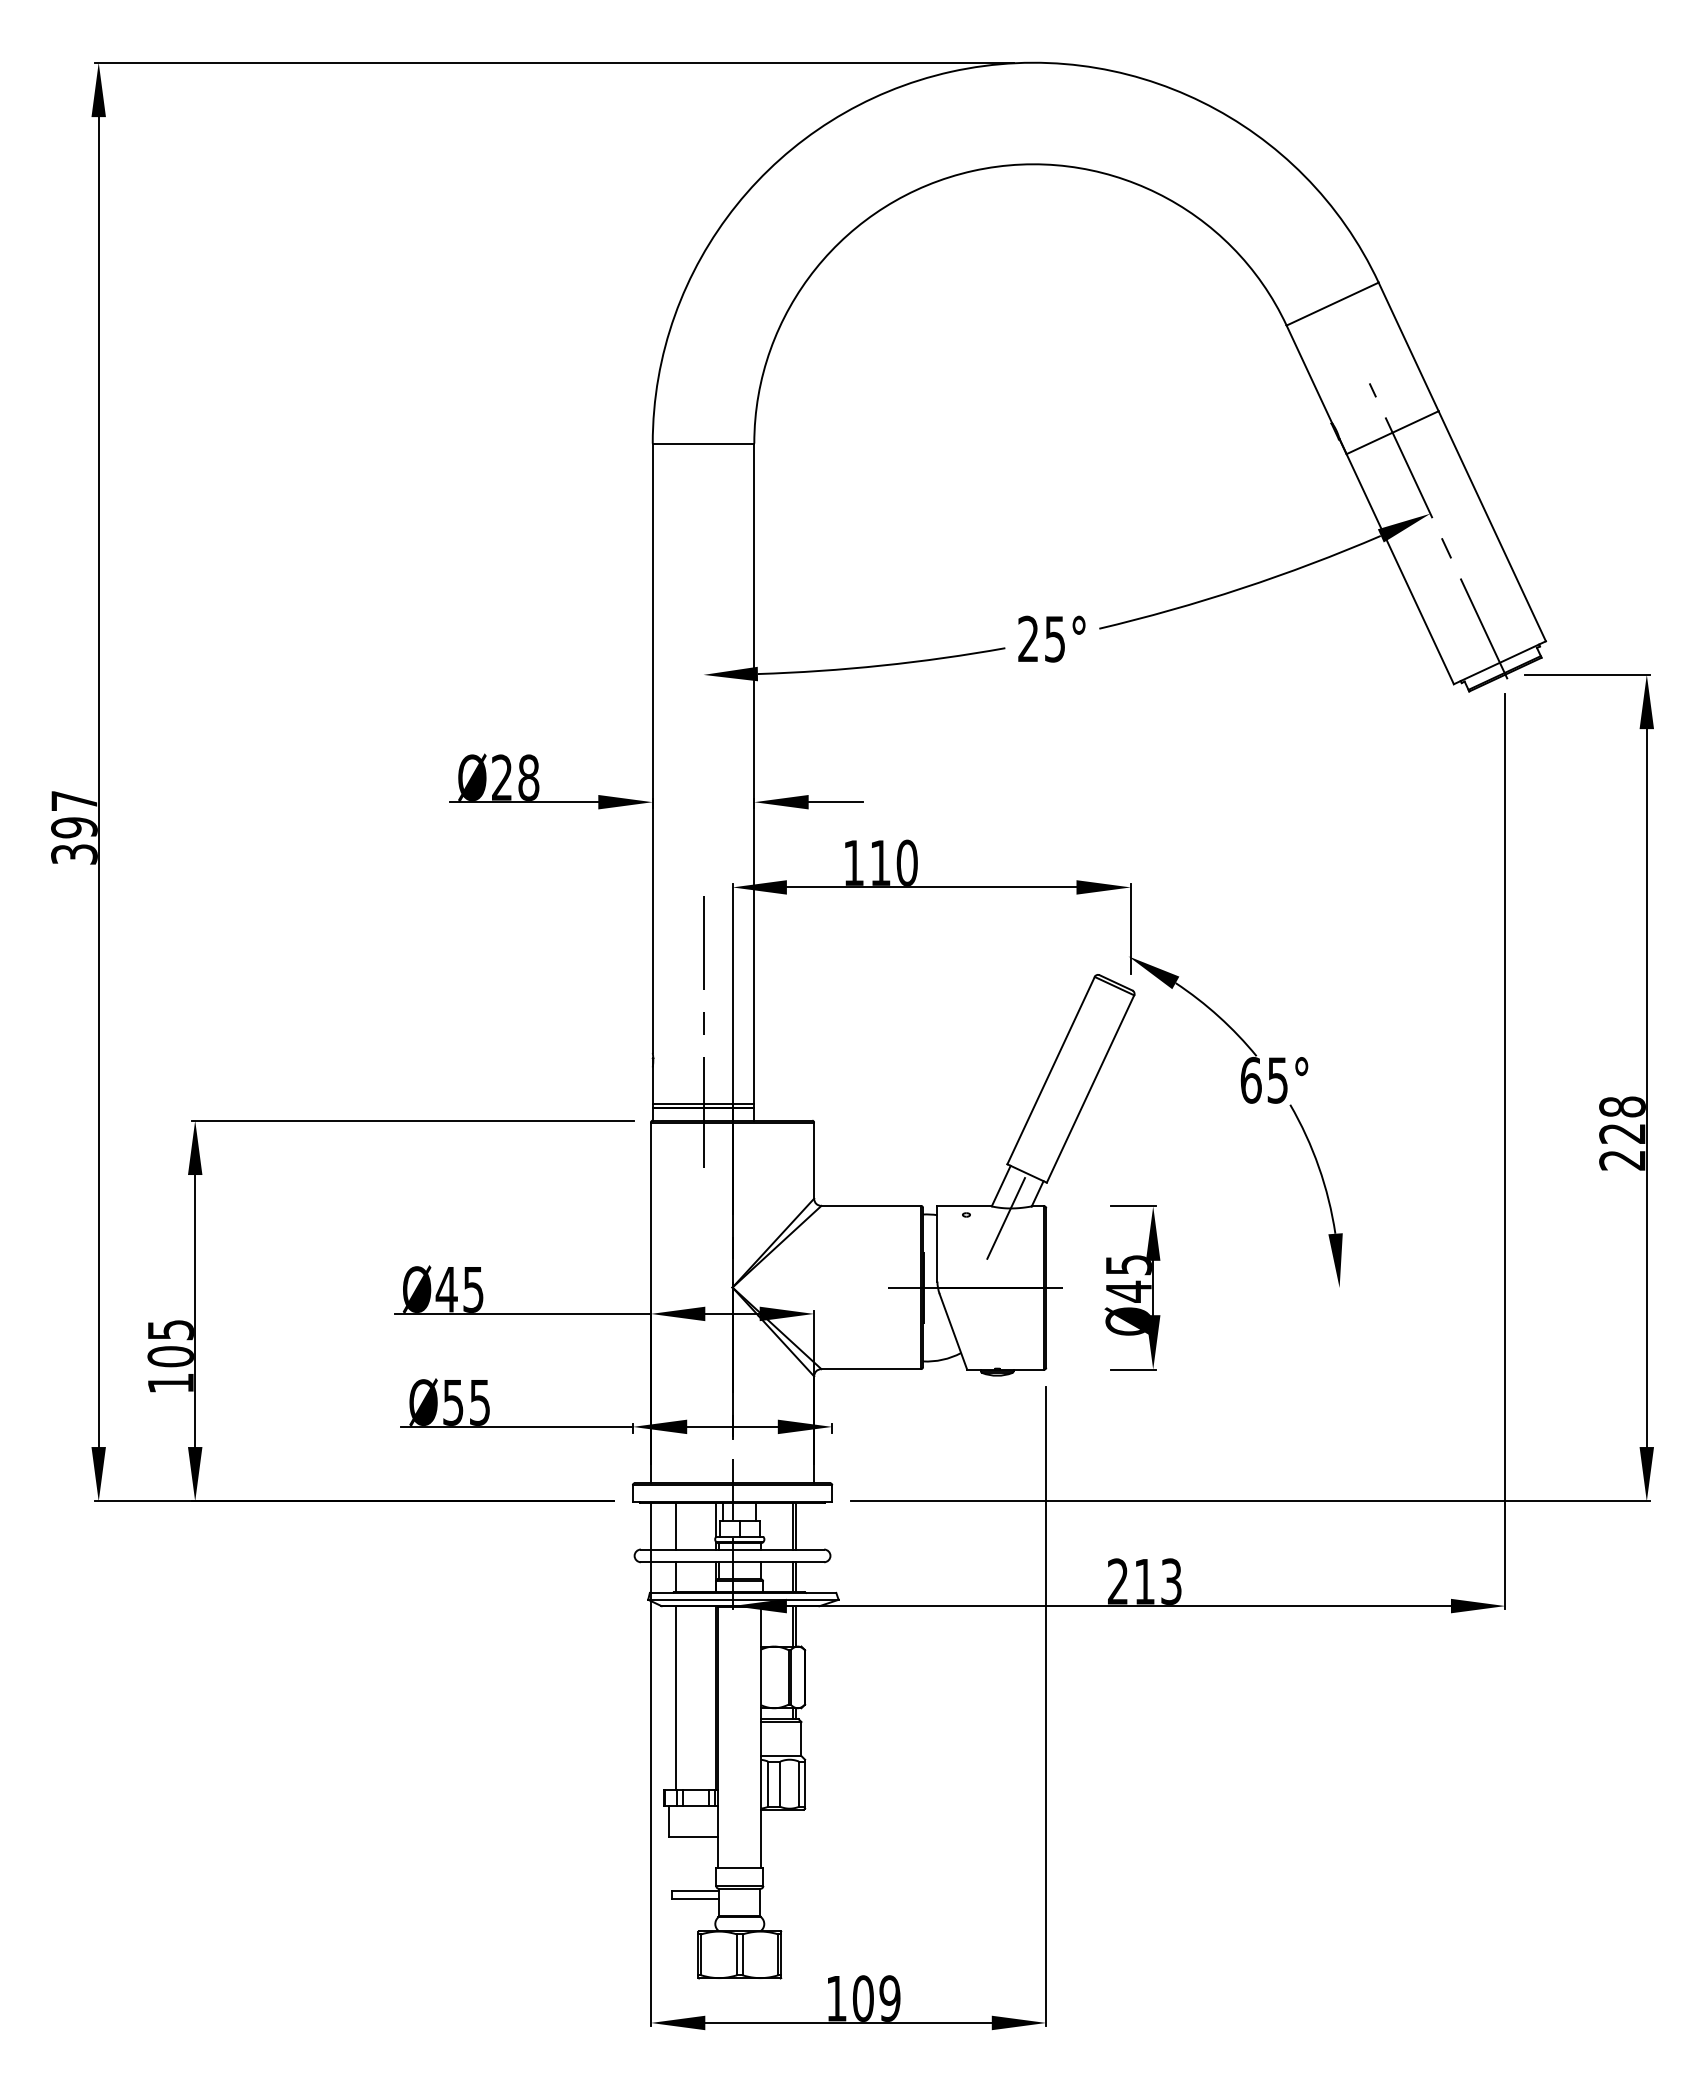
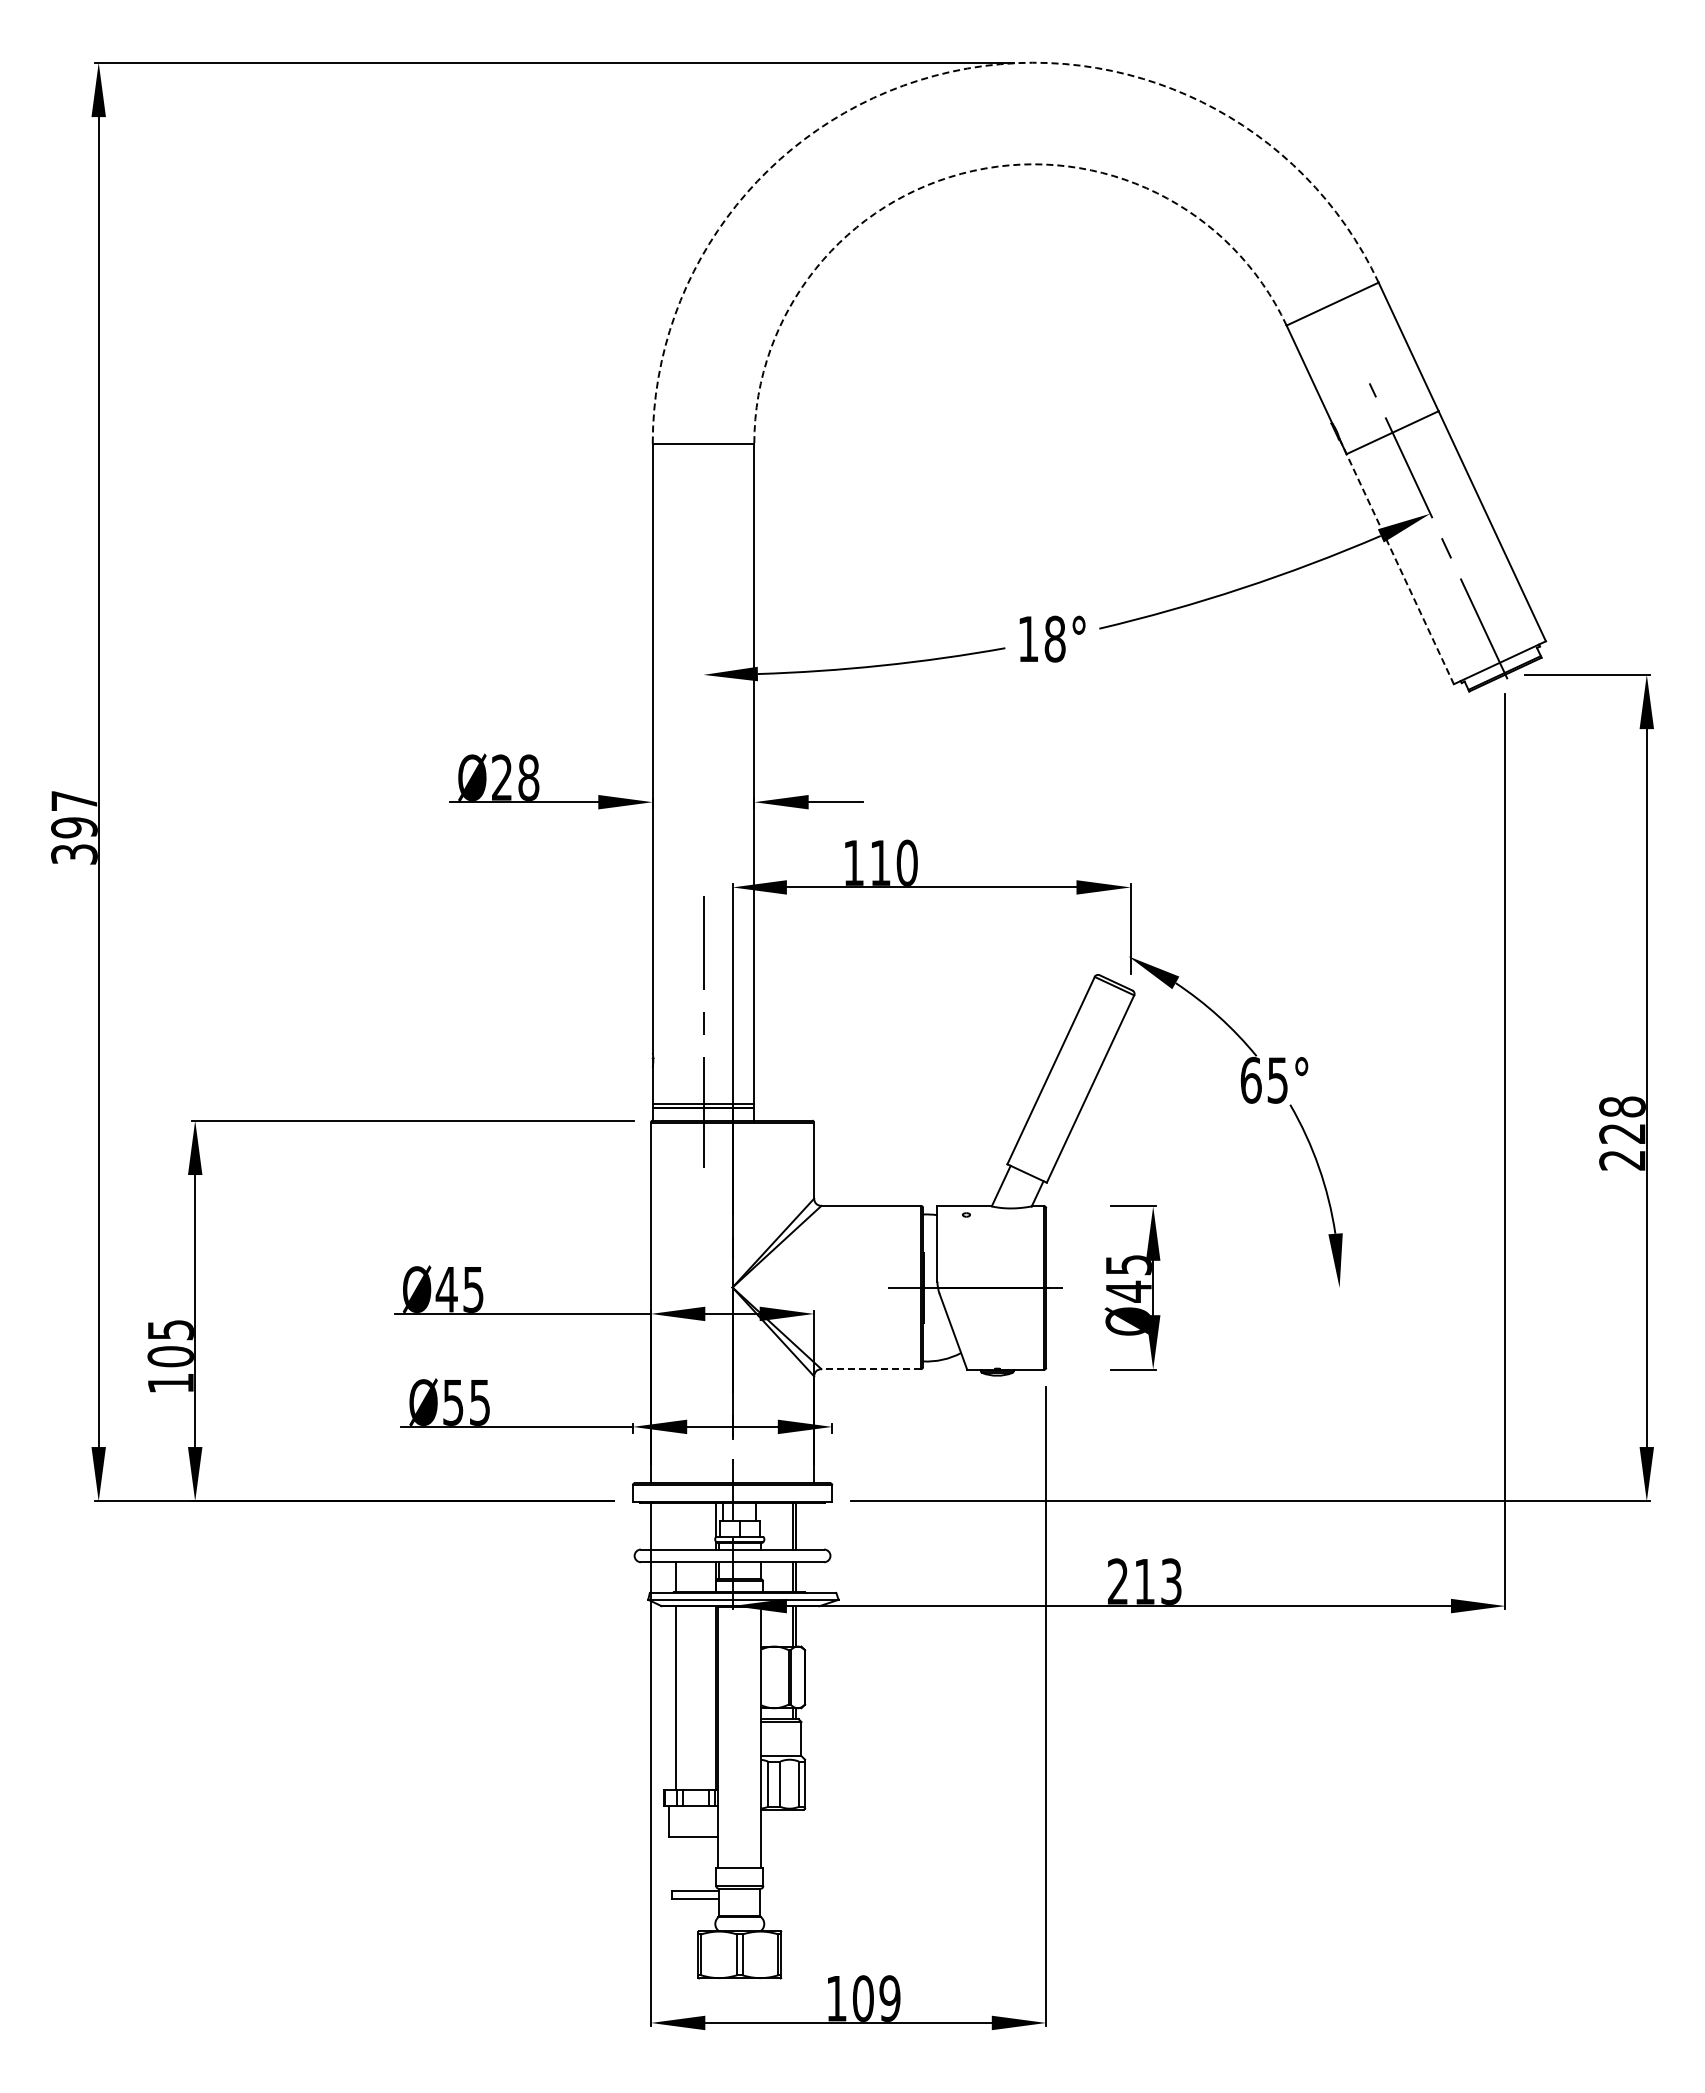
arc: solid -> dashed (951, 71)
arc: solid -> dashed (973, 170)
line: solid -> dashed (1396, 562)
text: 25° -> 18° (1041, 638)
line: present -> none (1005, 1218)
line: solid -> dashed (871, 1369)
line: present -> none (676, 1526)
